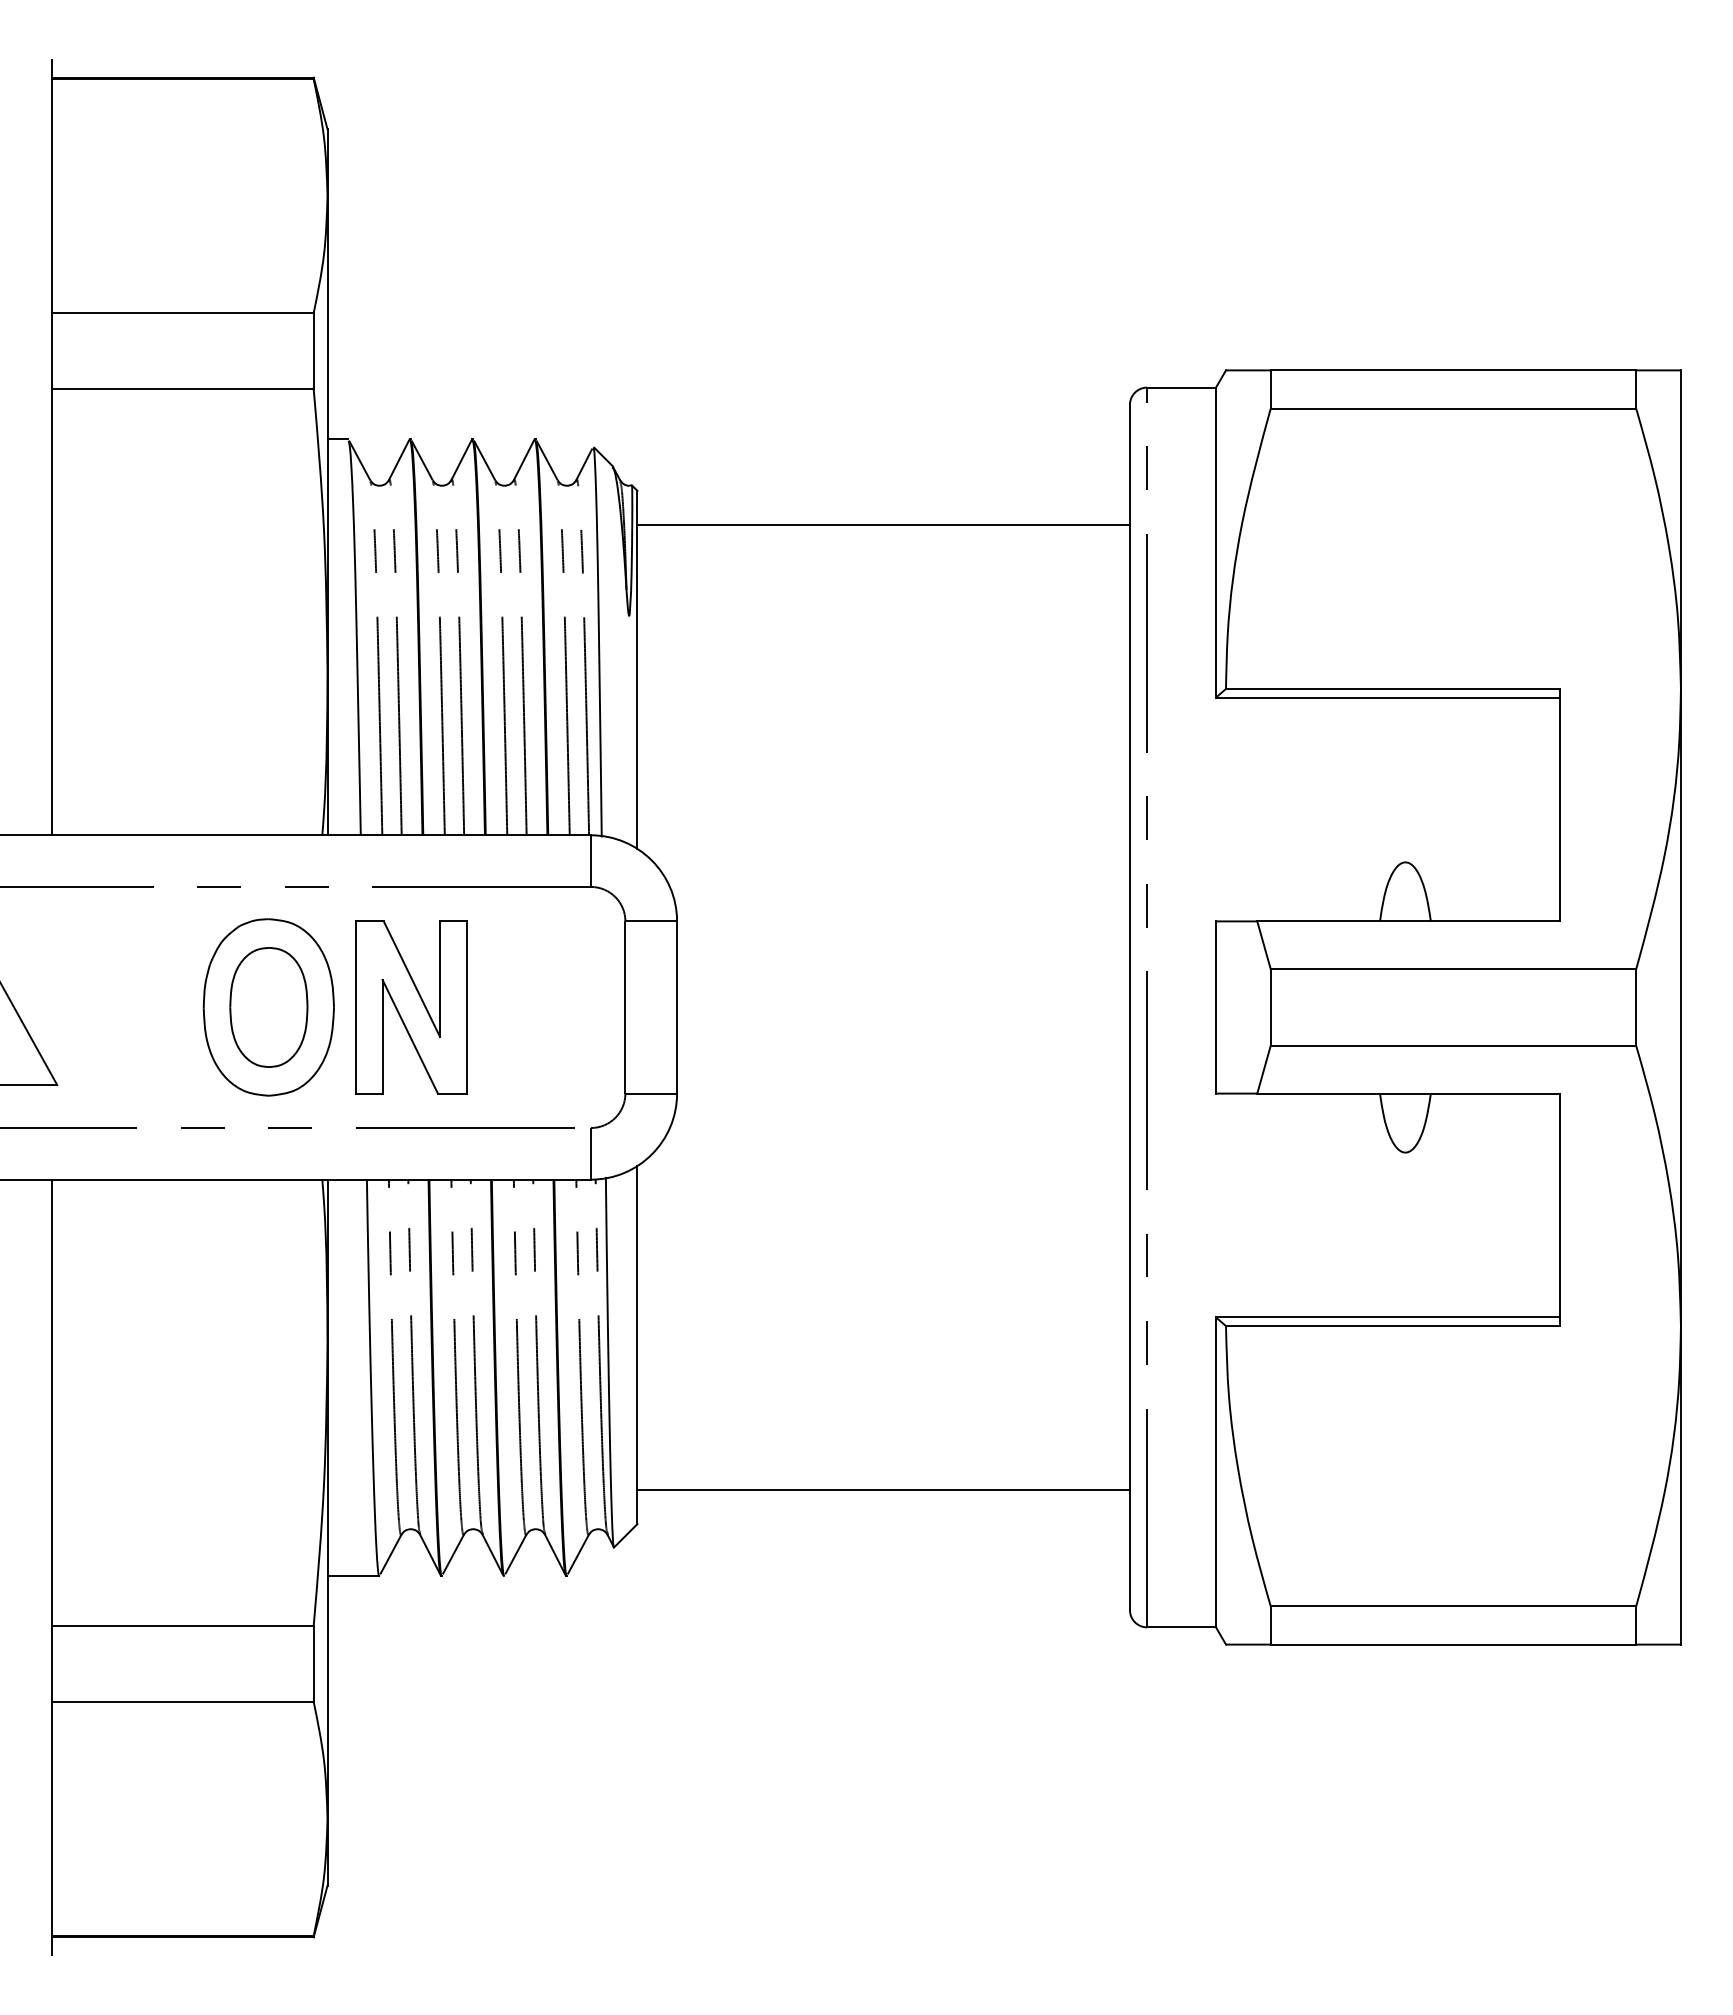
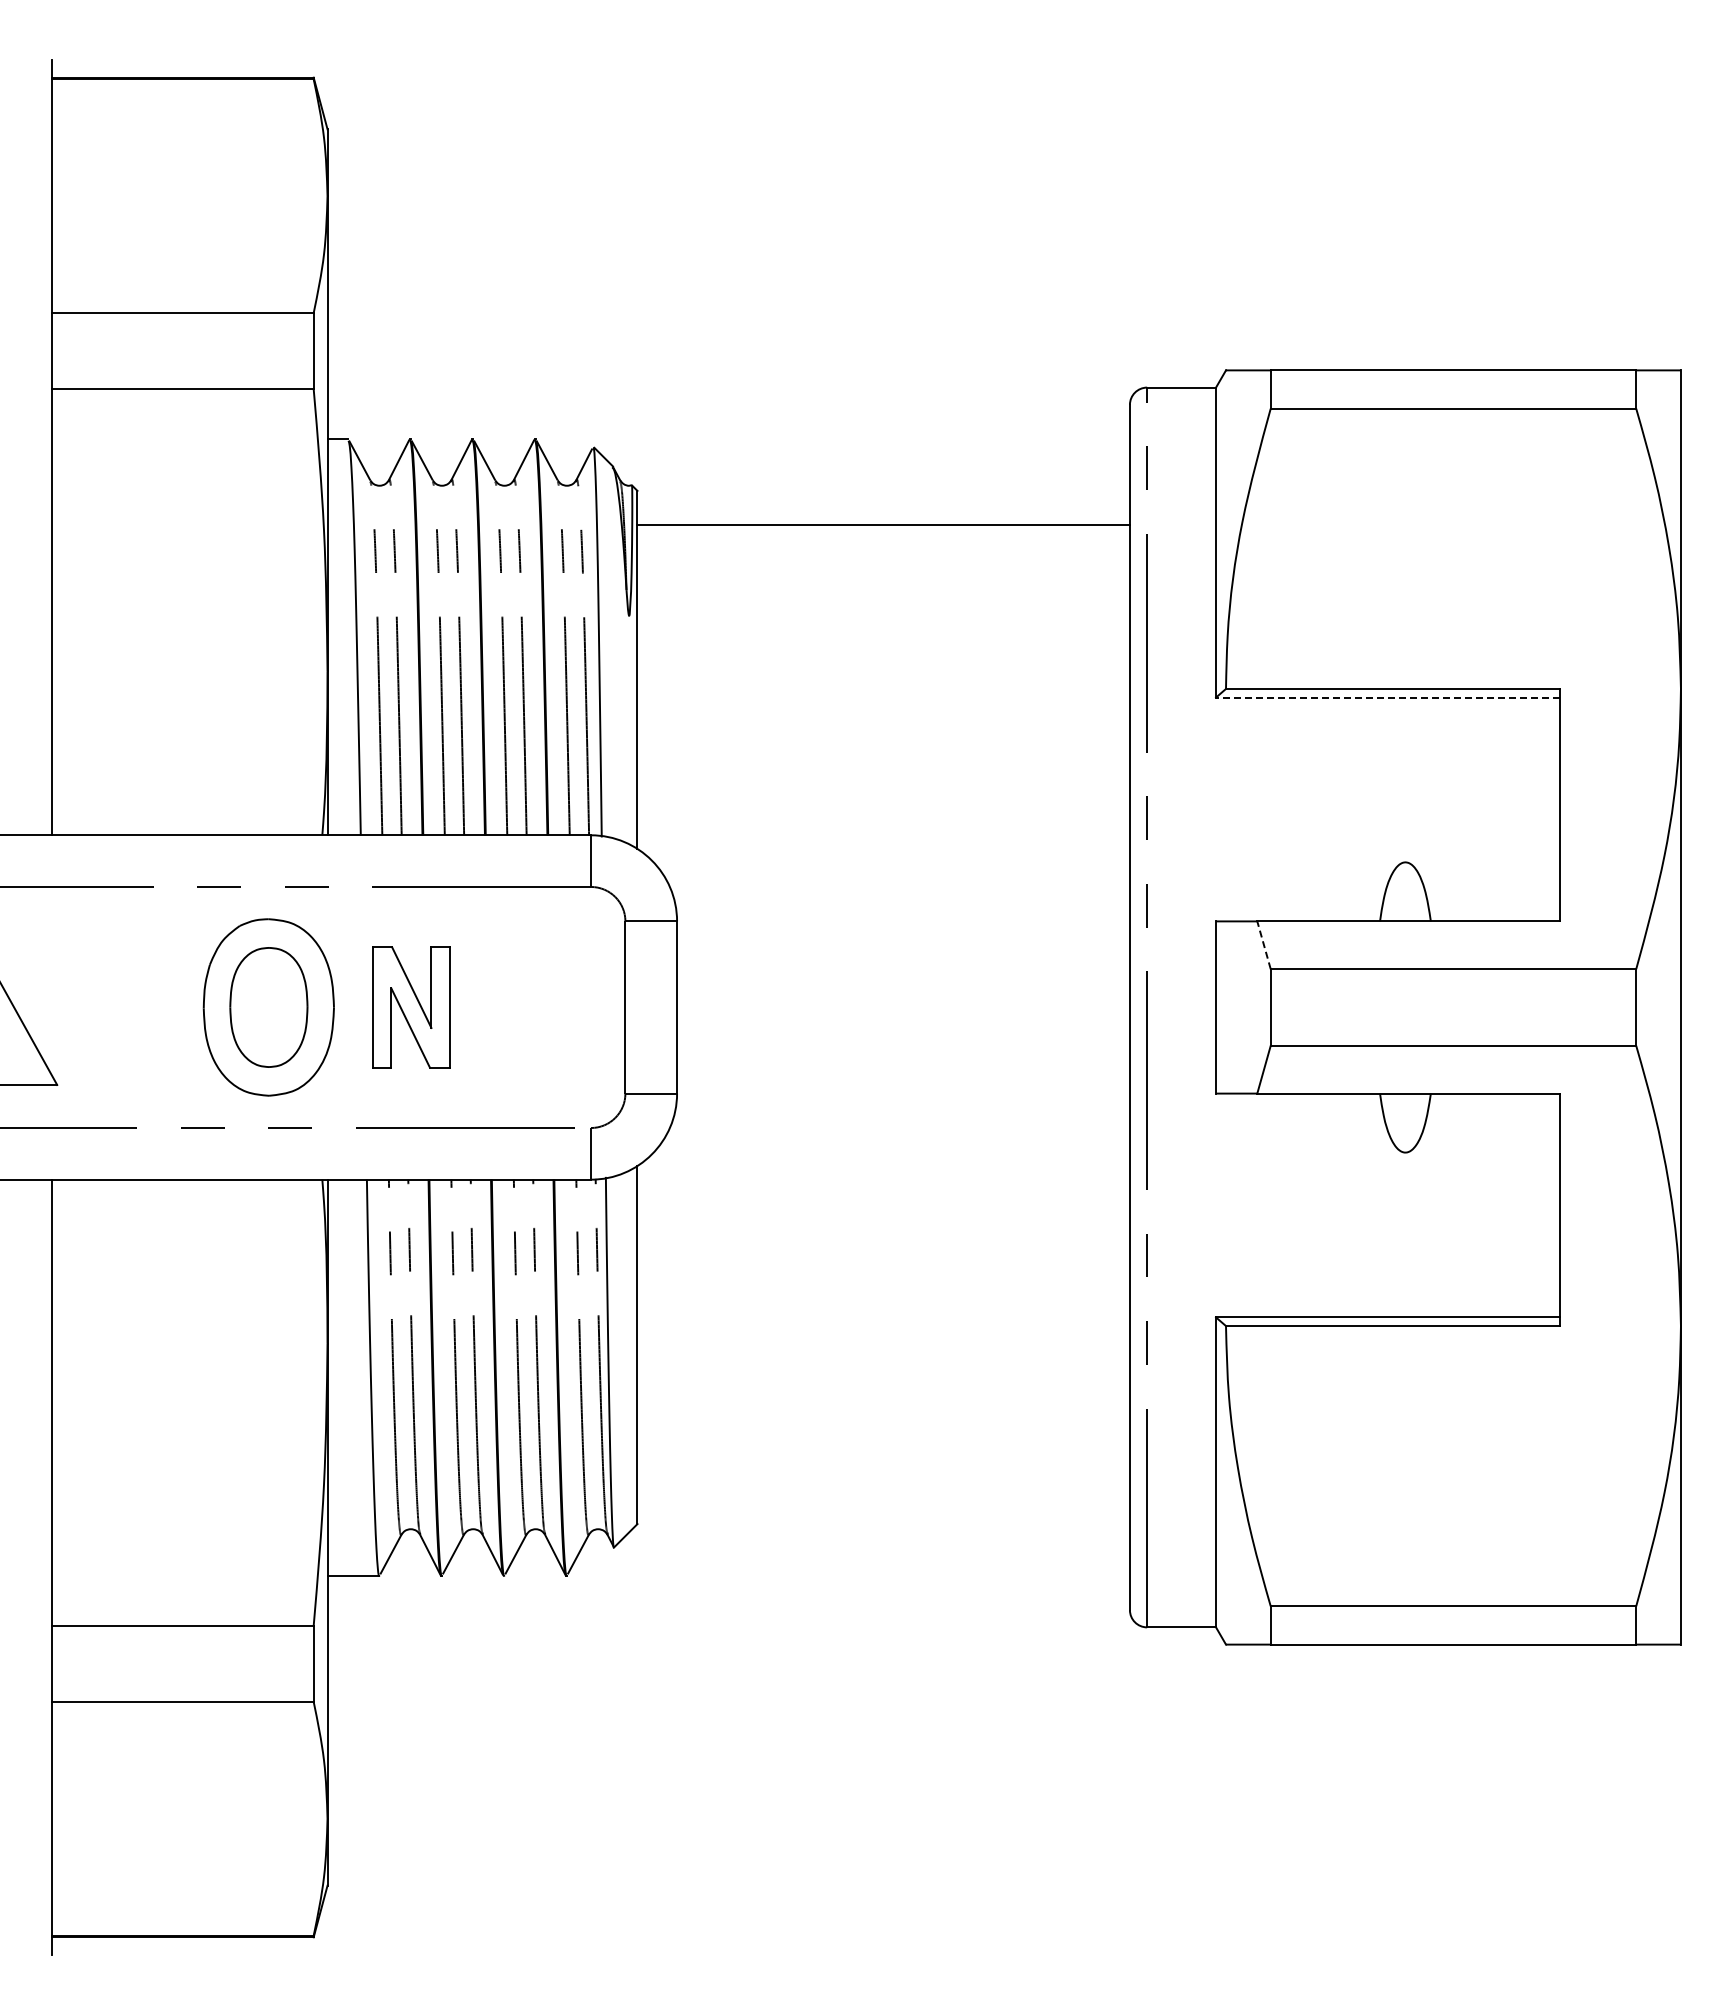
line: solid -> dashed (1387, 697)
line: solid -> dashed (1264, 945)
part size: 113x175 px -> 79x123 px (411, 1007)
line: present -> none (883, 1489)
